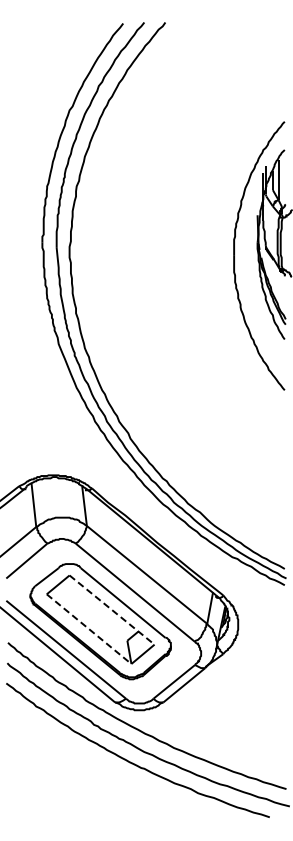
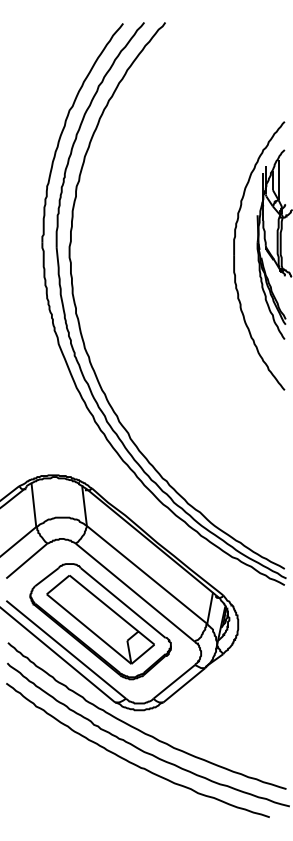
line: dashed -> solid (112, 610)
line: dashed -> solid (89, 629)
